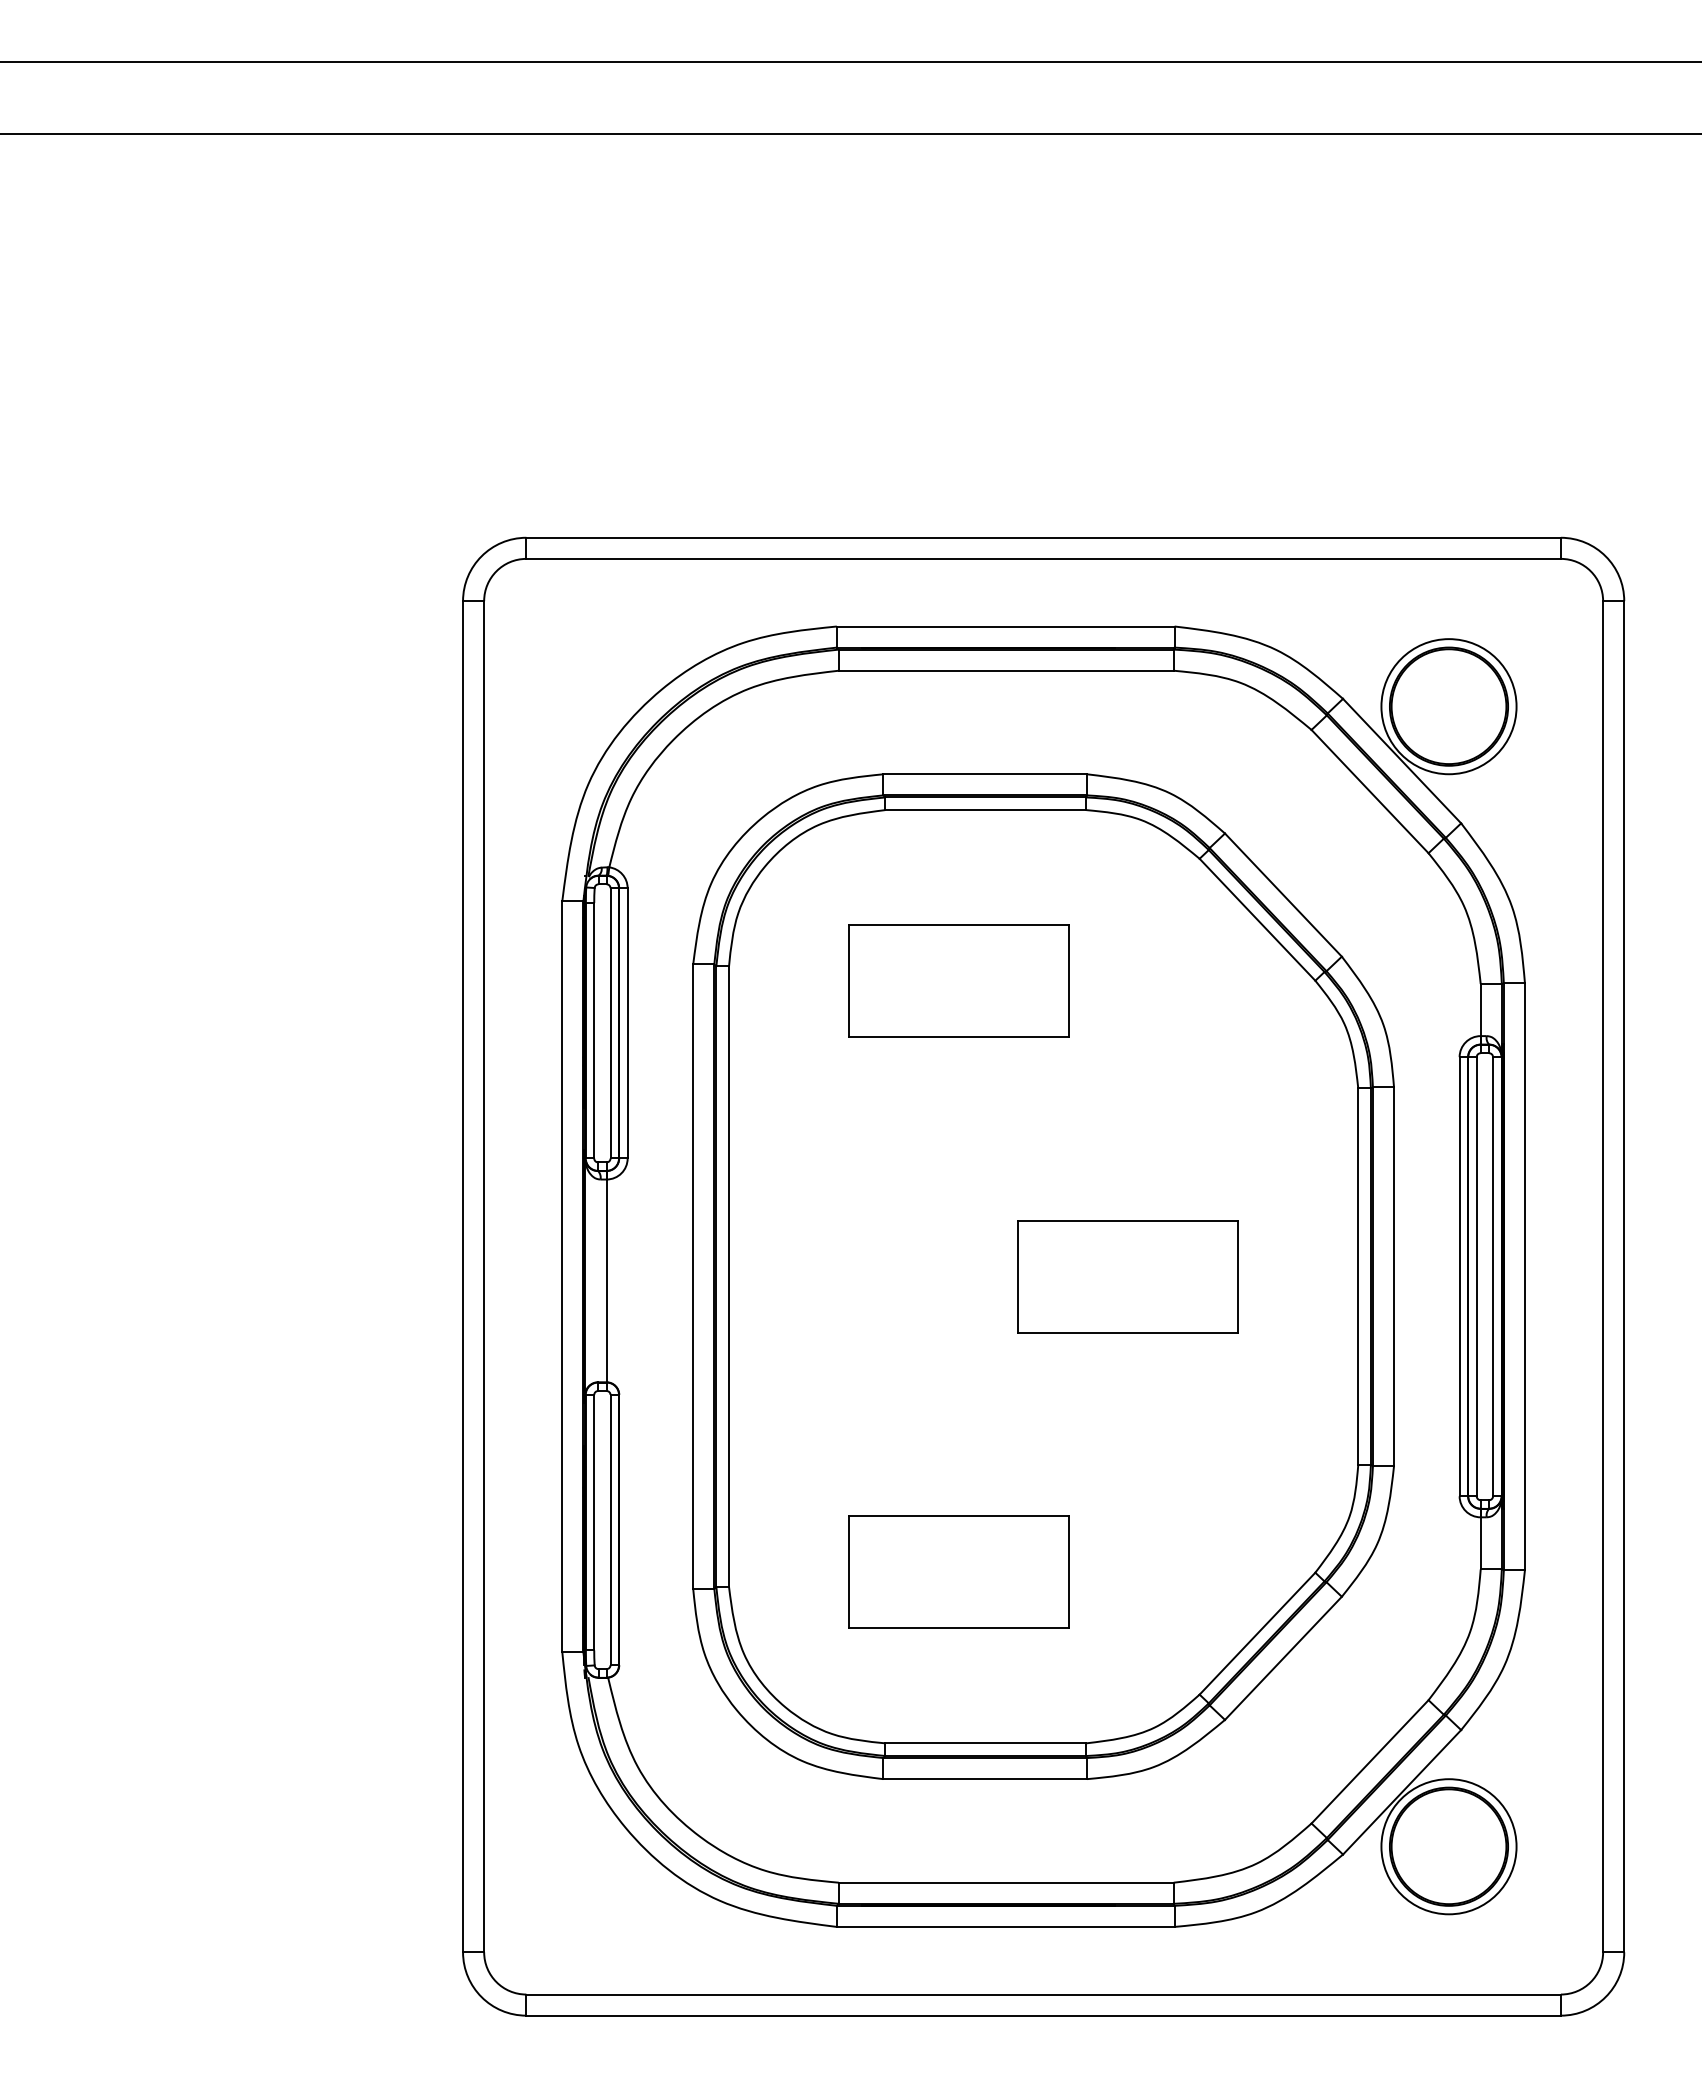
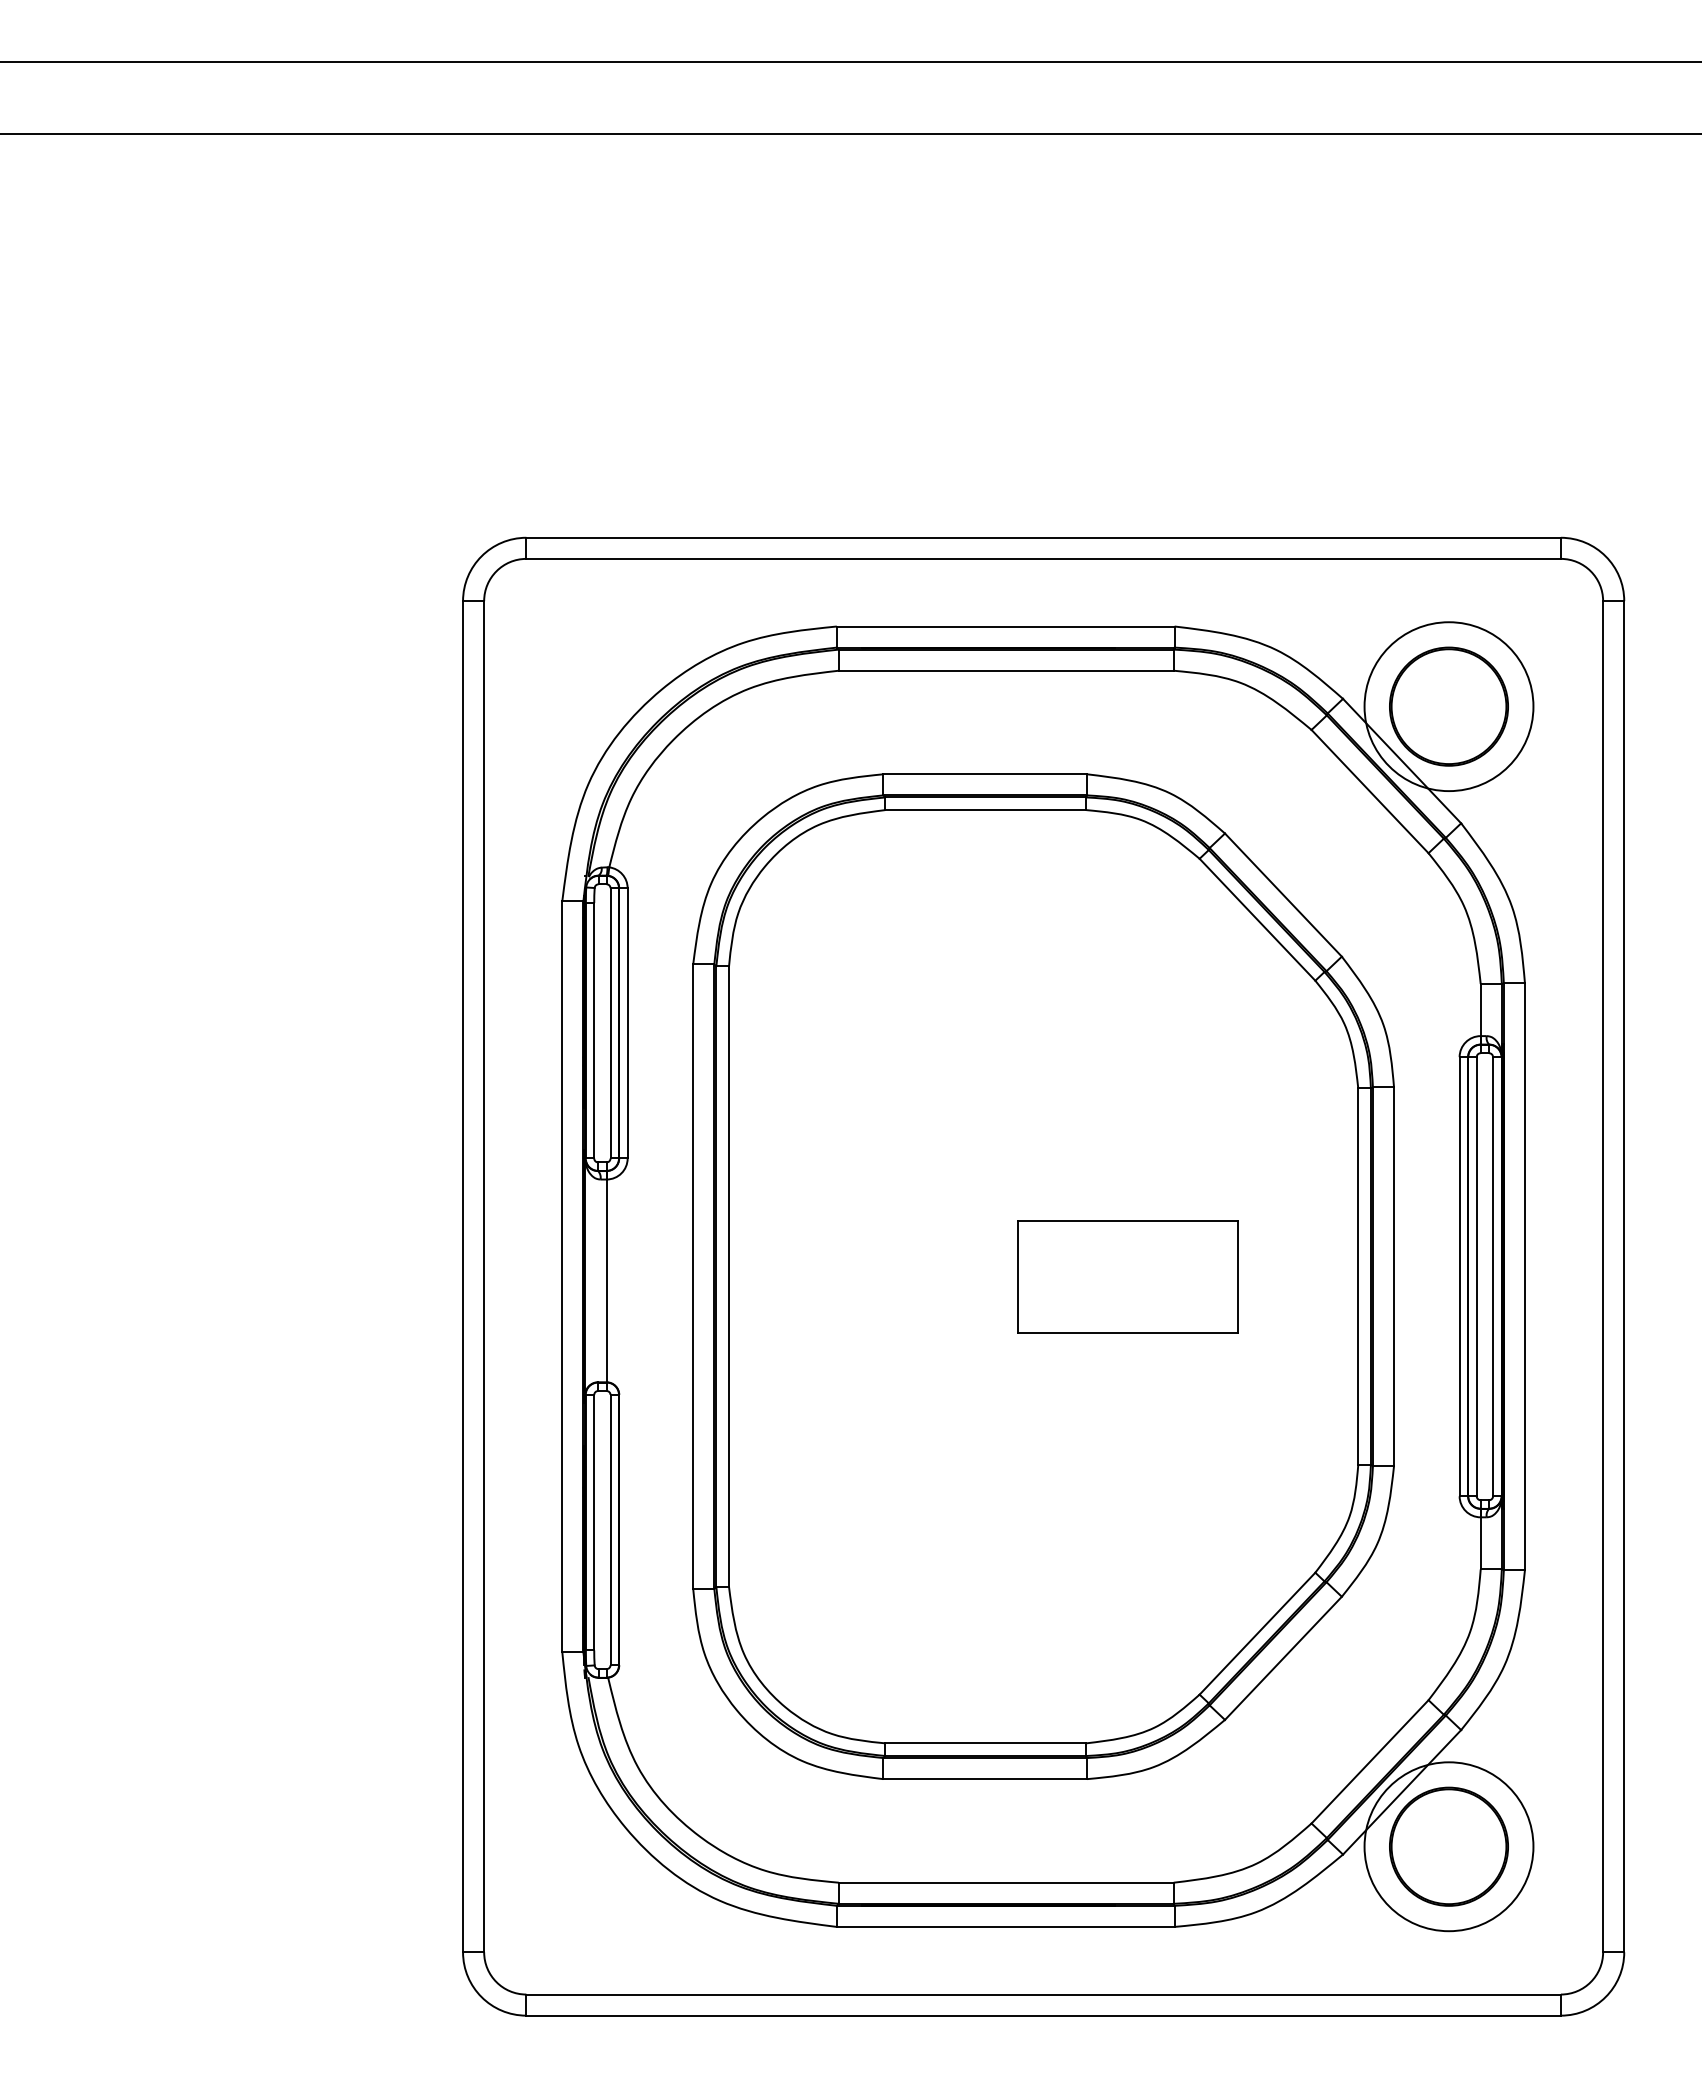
circle diameter: 135 px -> 169 px (1448, 706)
part: present -> none (958, 980)
part: present -> none (958, 1571)
circle diameter: 135 px -> 169 px (1448, 1846)
